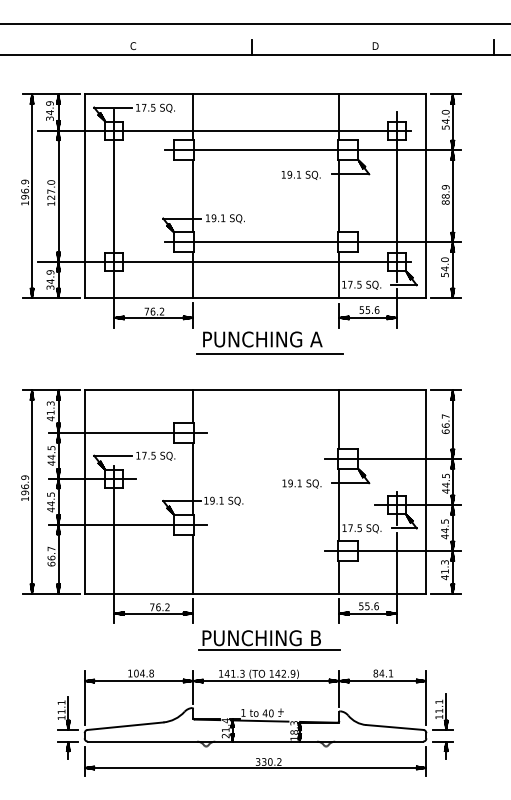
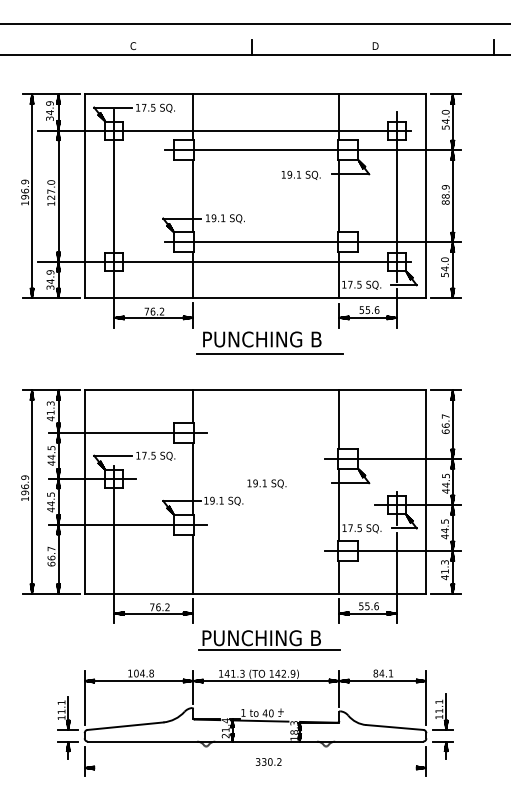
text: PUNCHING A -> PUNCHING B (316, 339)
text position: (301, 483) -> (266, 483) (266, 483)
line: present -> none (255, 767)
